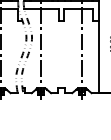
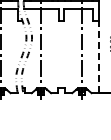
line: solid -> dashed (98, 56)
